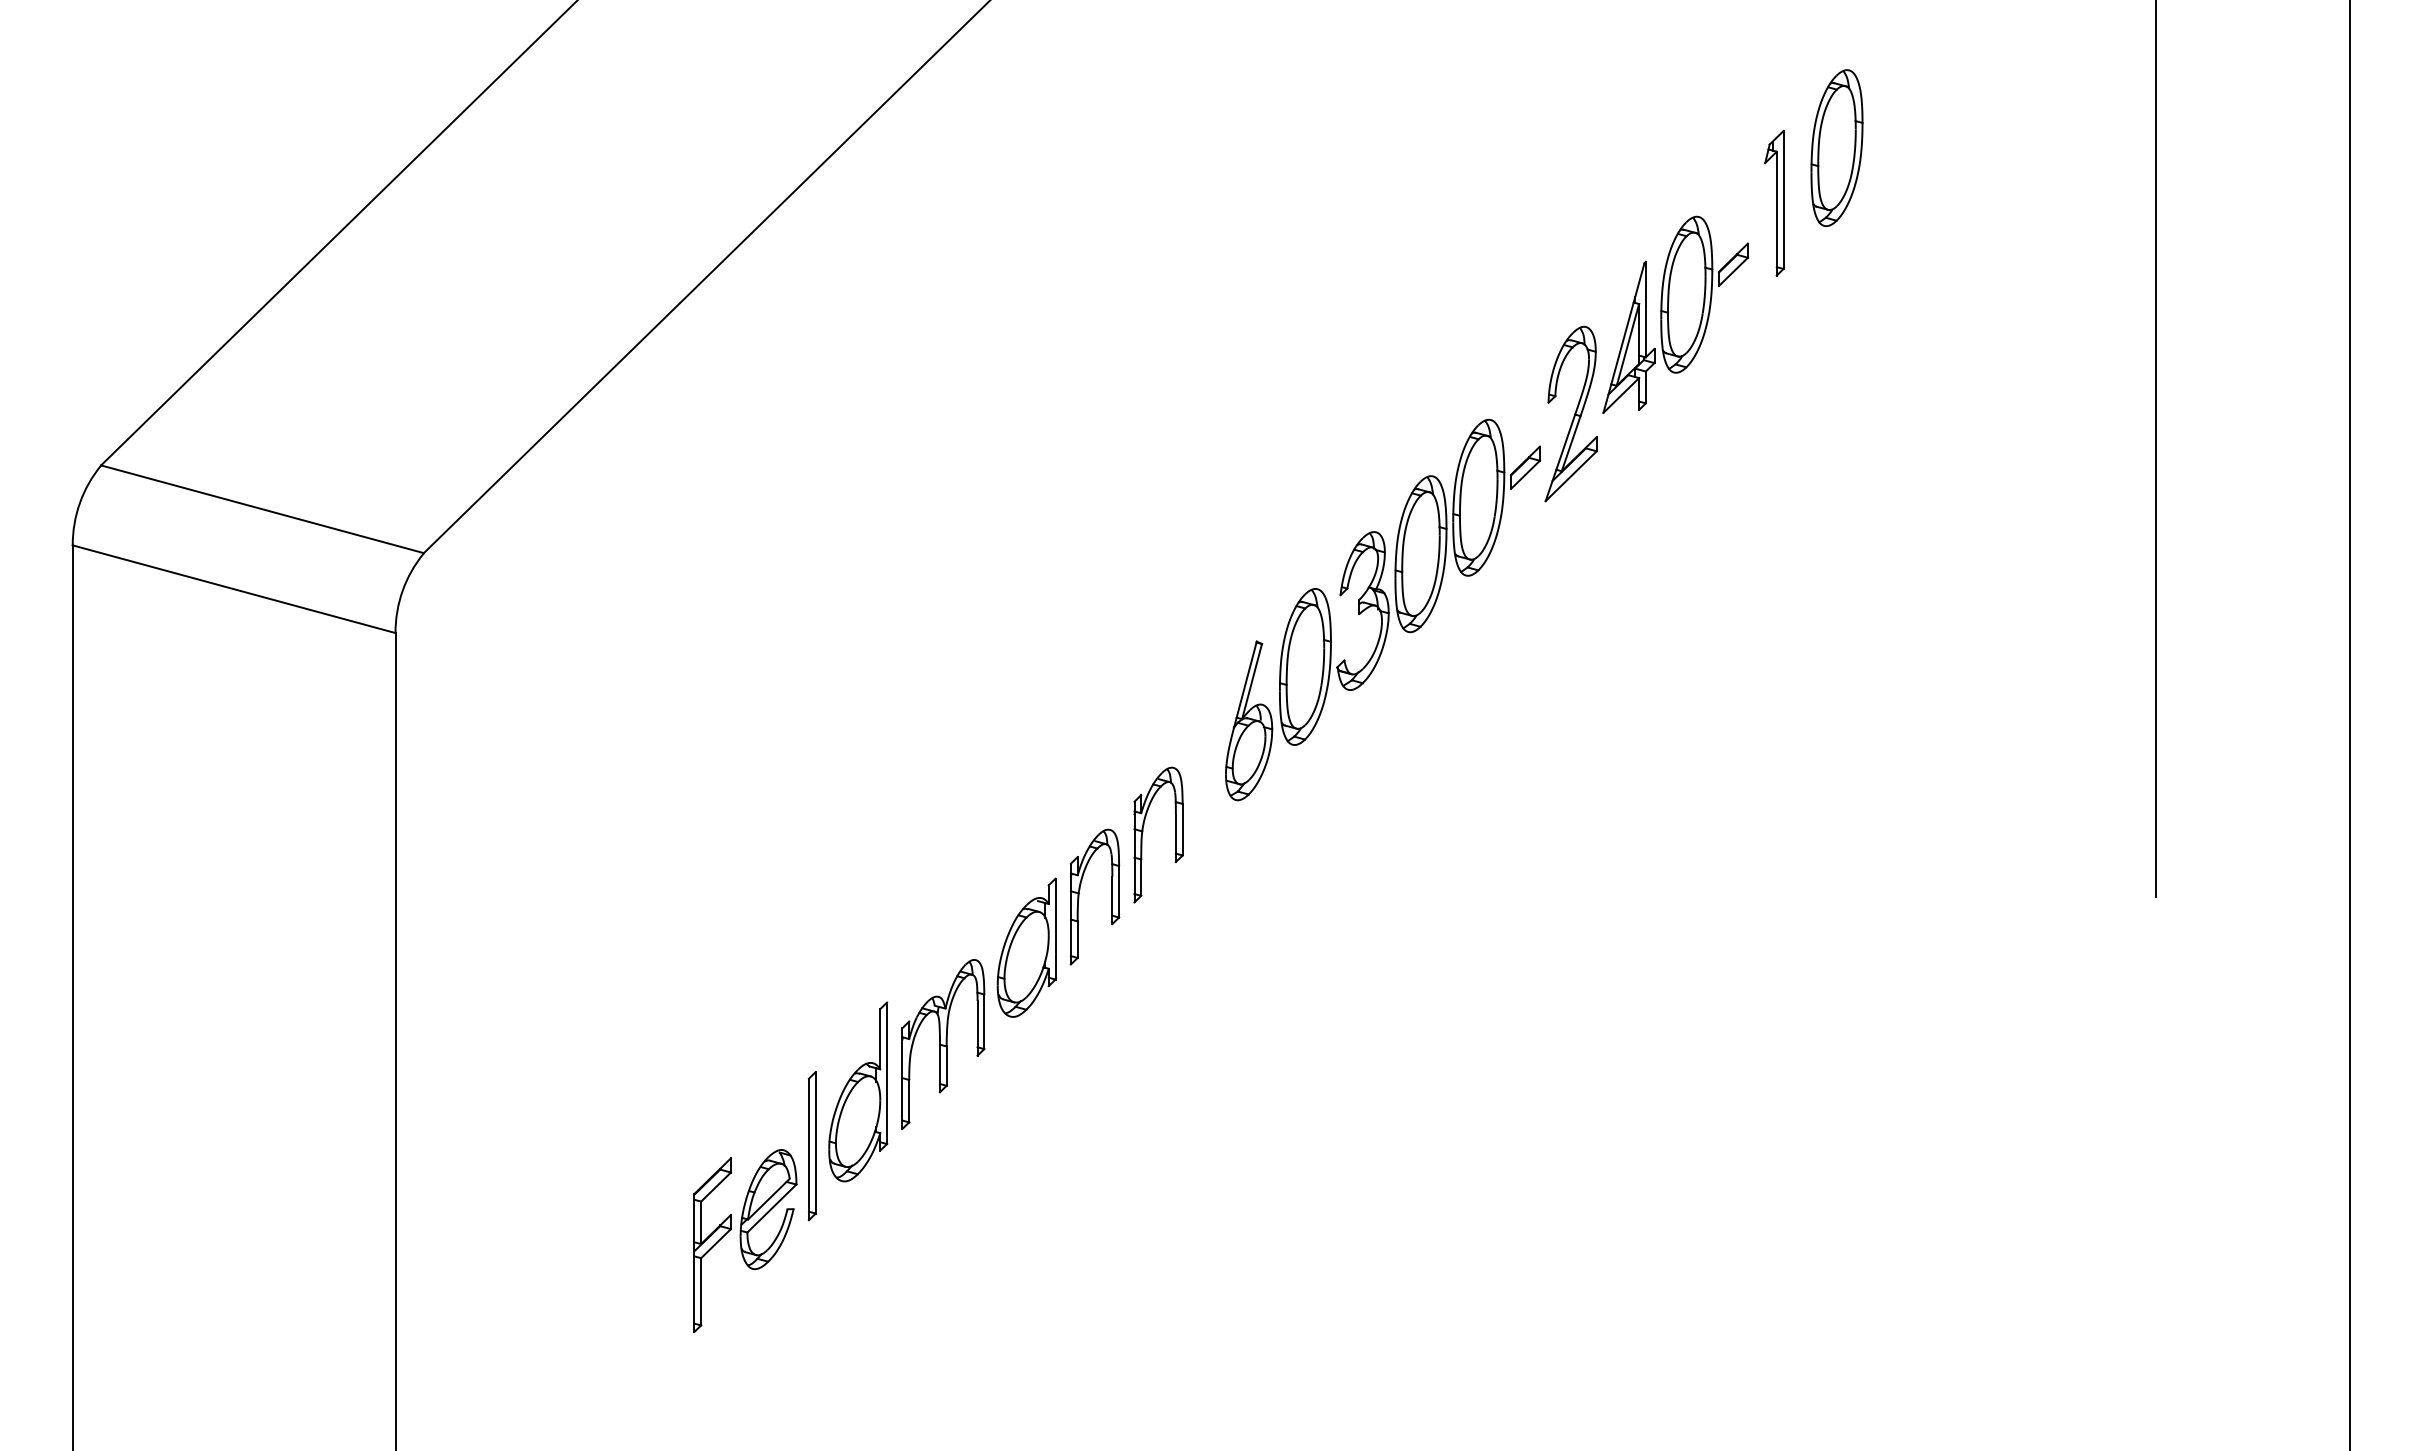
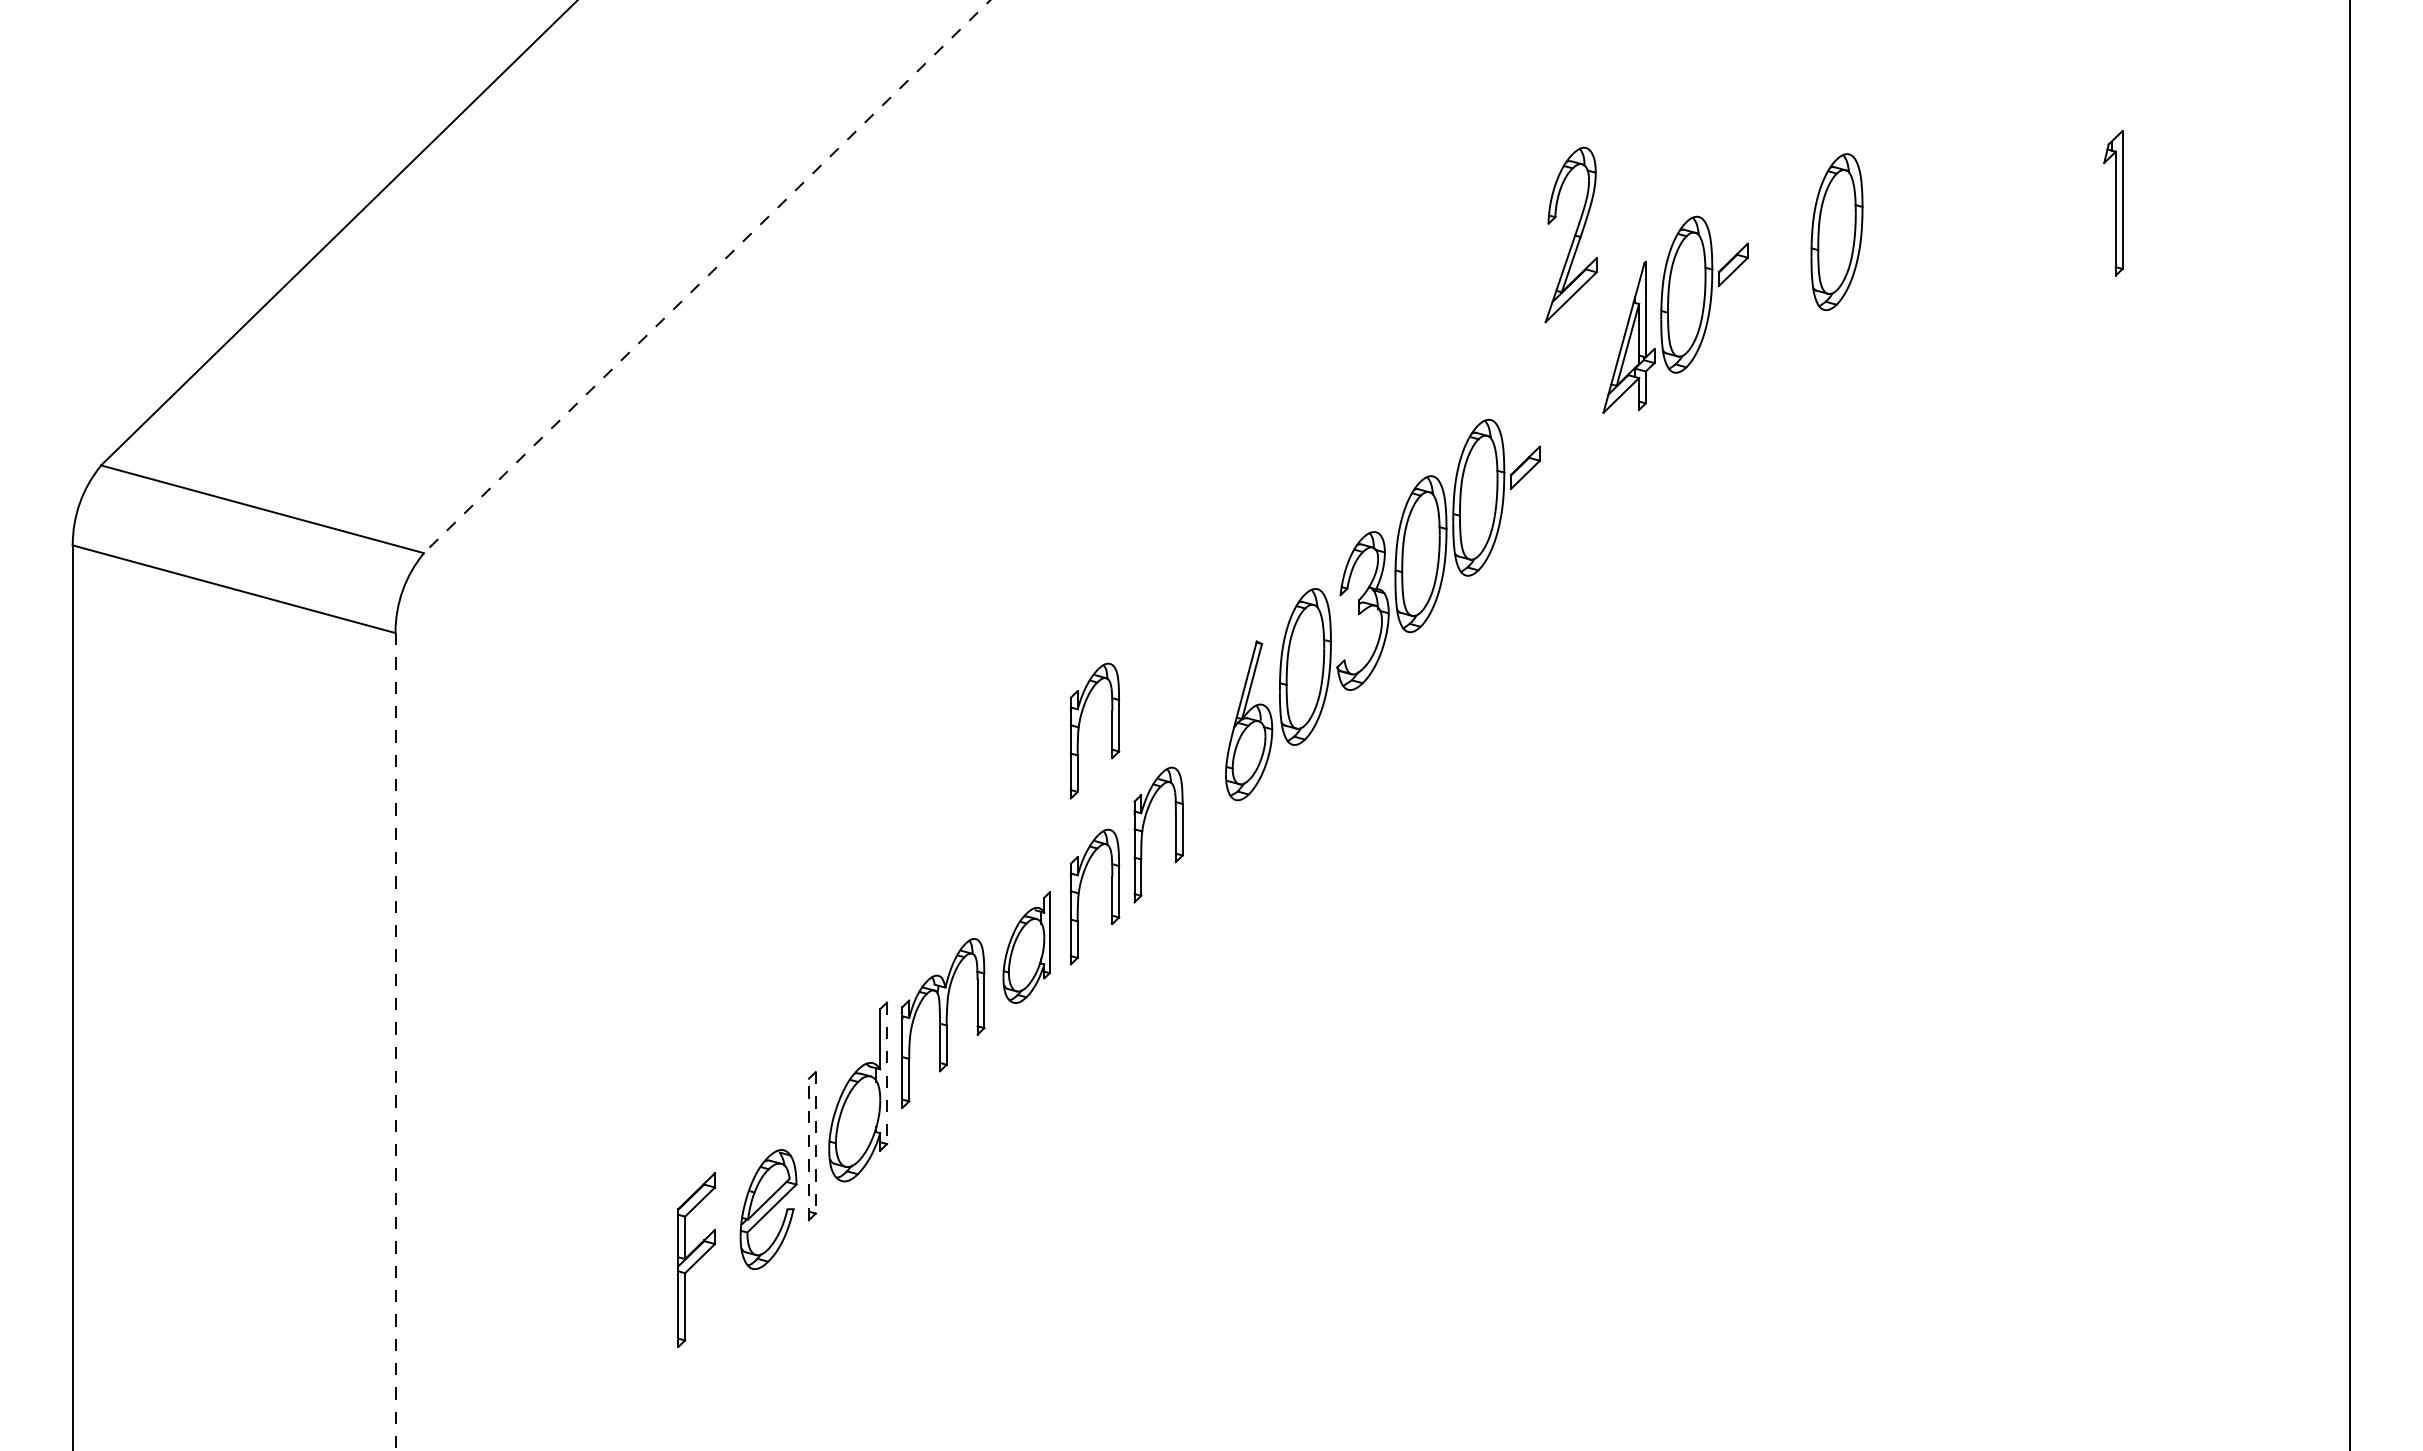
part position: (1836, 147) -> (1836, 231) (1836, 231)
part position: (1774, 202) -> (2113, 202) (2113, 202)
line: solid -> dashed (707, 276)
part position: (1570, 413) -> (1570, 234) (1570, 234)
line: present -> none (2155, 449)
part: none -> present (1079, 730)
part size: 61x141 px -> 49x113 px (1026, 947)
line: solid -> dashed (395, 1041)
part position: (943, 1044) -> (943, 1023) (943, 1023)
line: solid -> dashed (887, 1073)
line: solid -> dashed (815, 1142)
line: solid -> dashed (808, 1149)
part position: (712, 1245) -> (696, 1260) (696, 1260)
